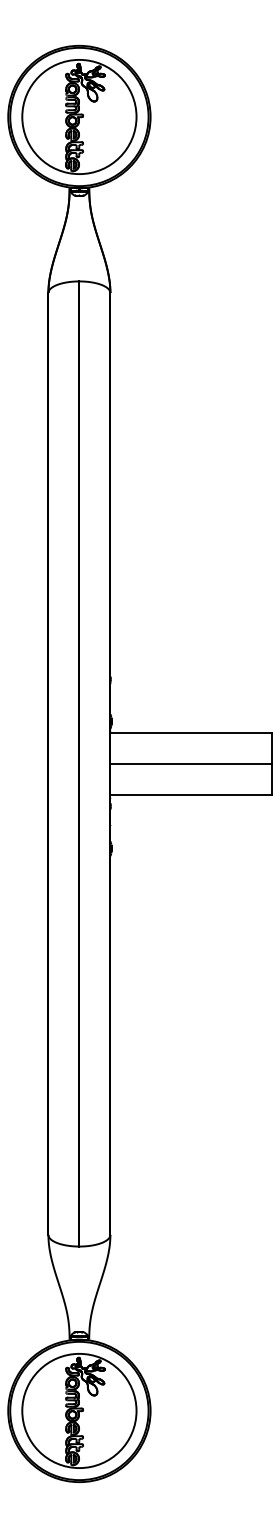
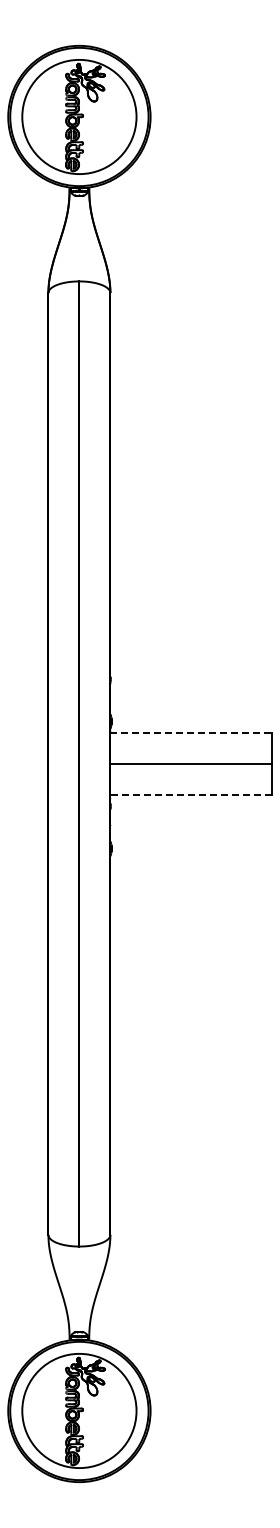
line: solid -> dashed (191, 733)
line: solid -> dashed (191, 794)
